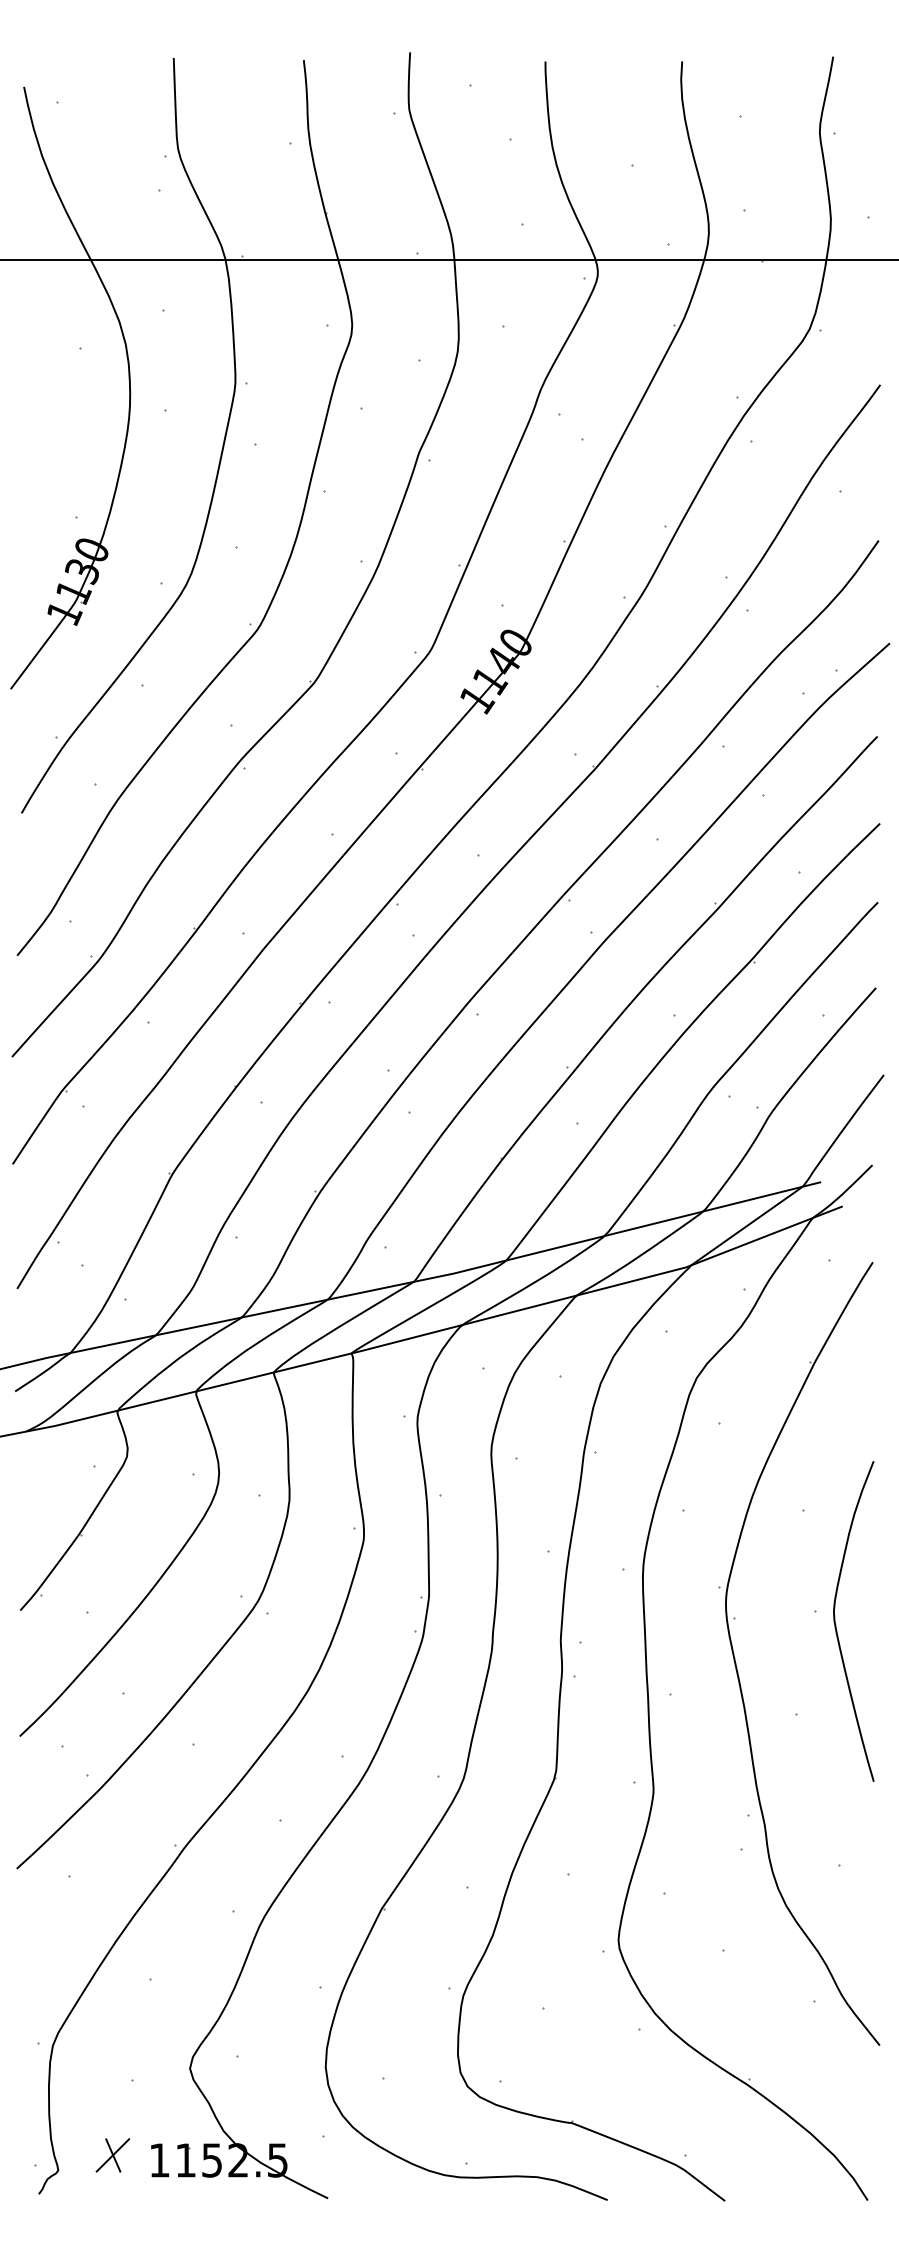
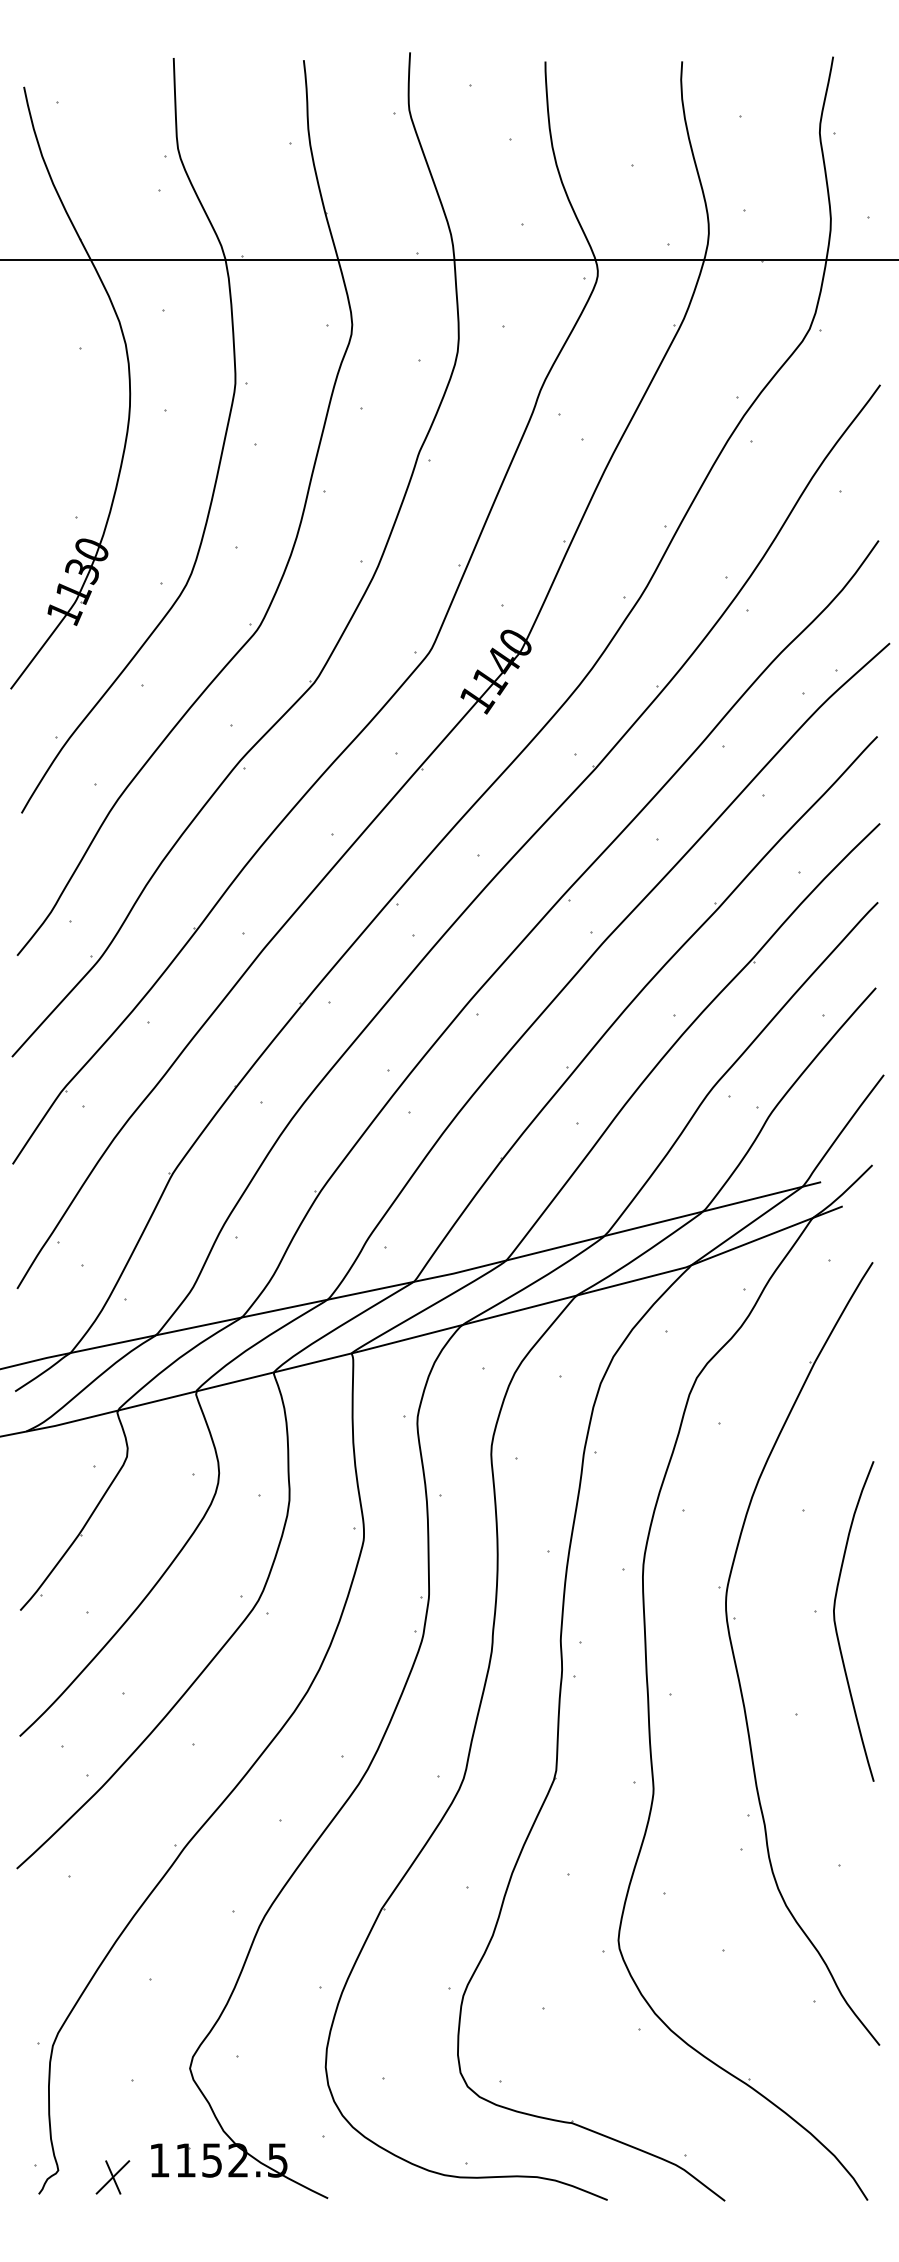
part position: (112, 2155) -> (112, 2177) (112, 2177)
